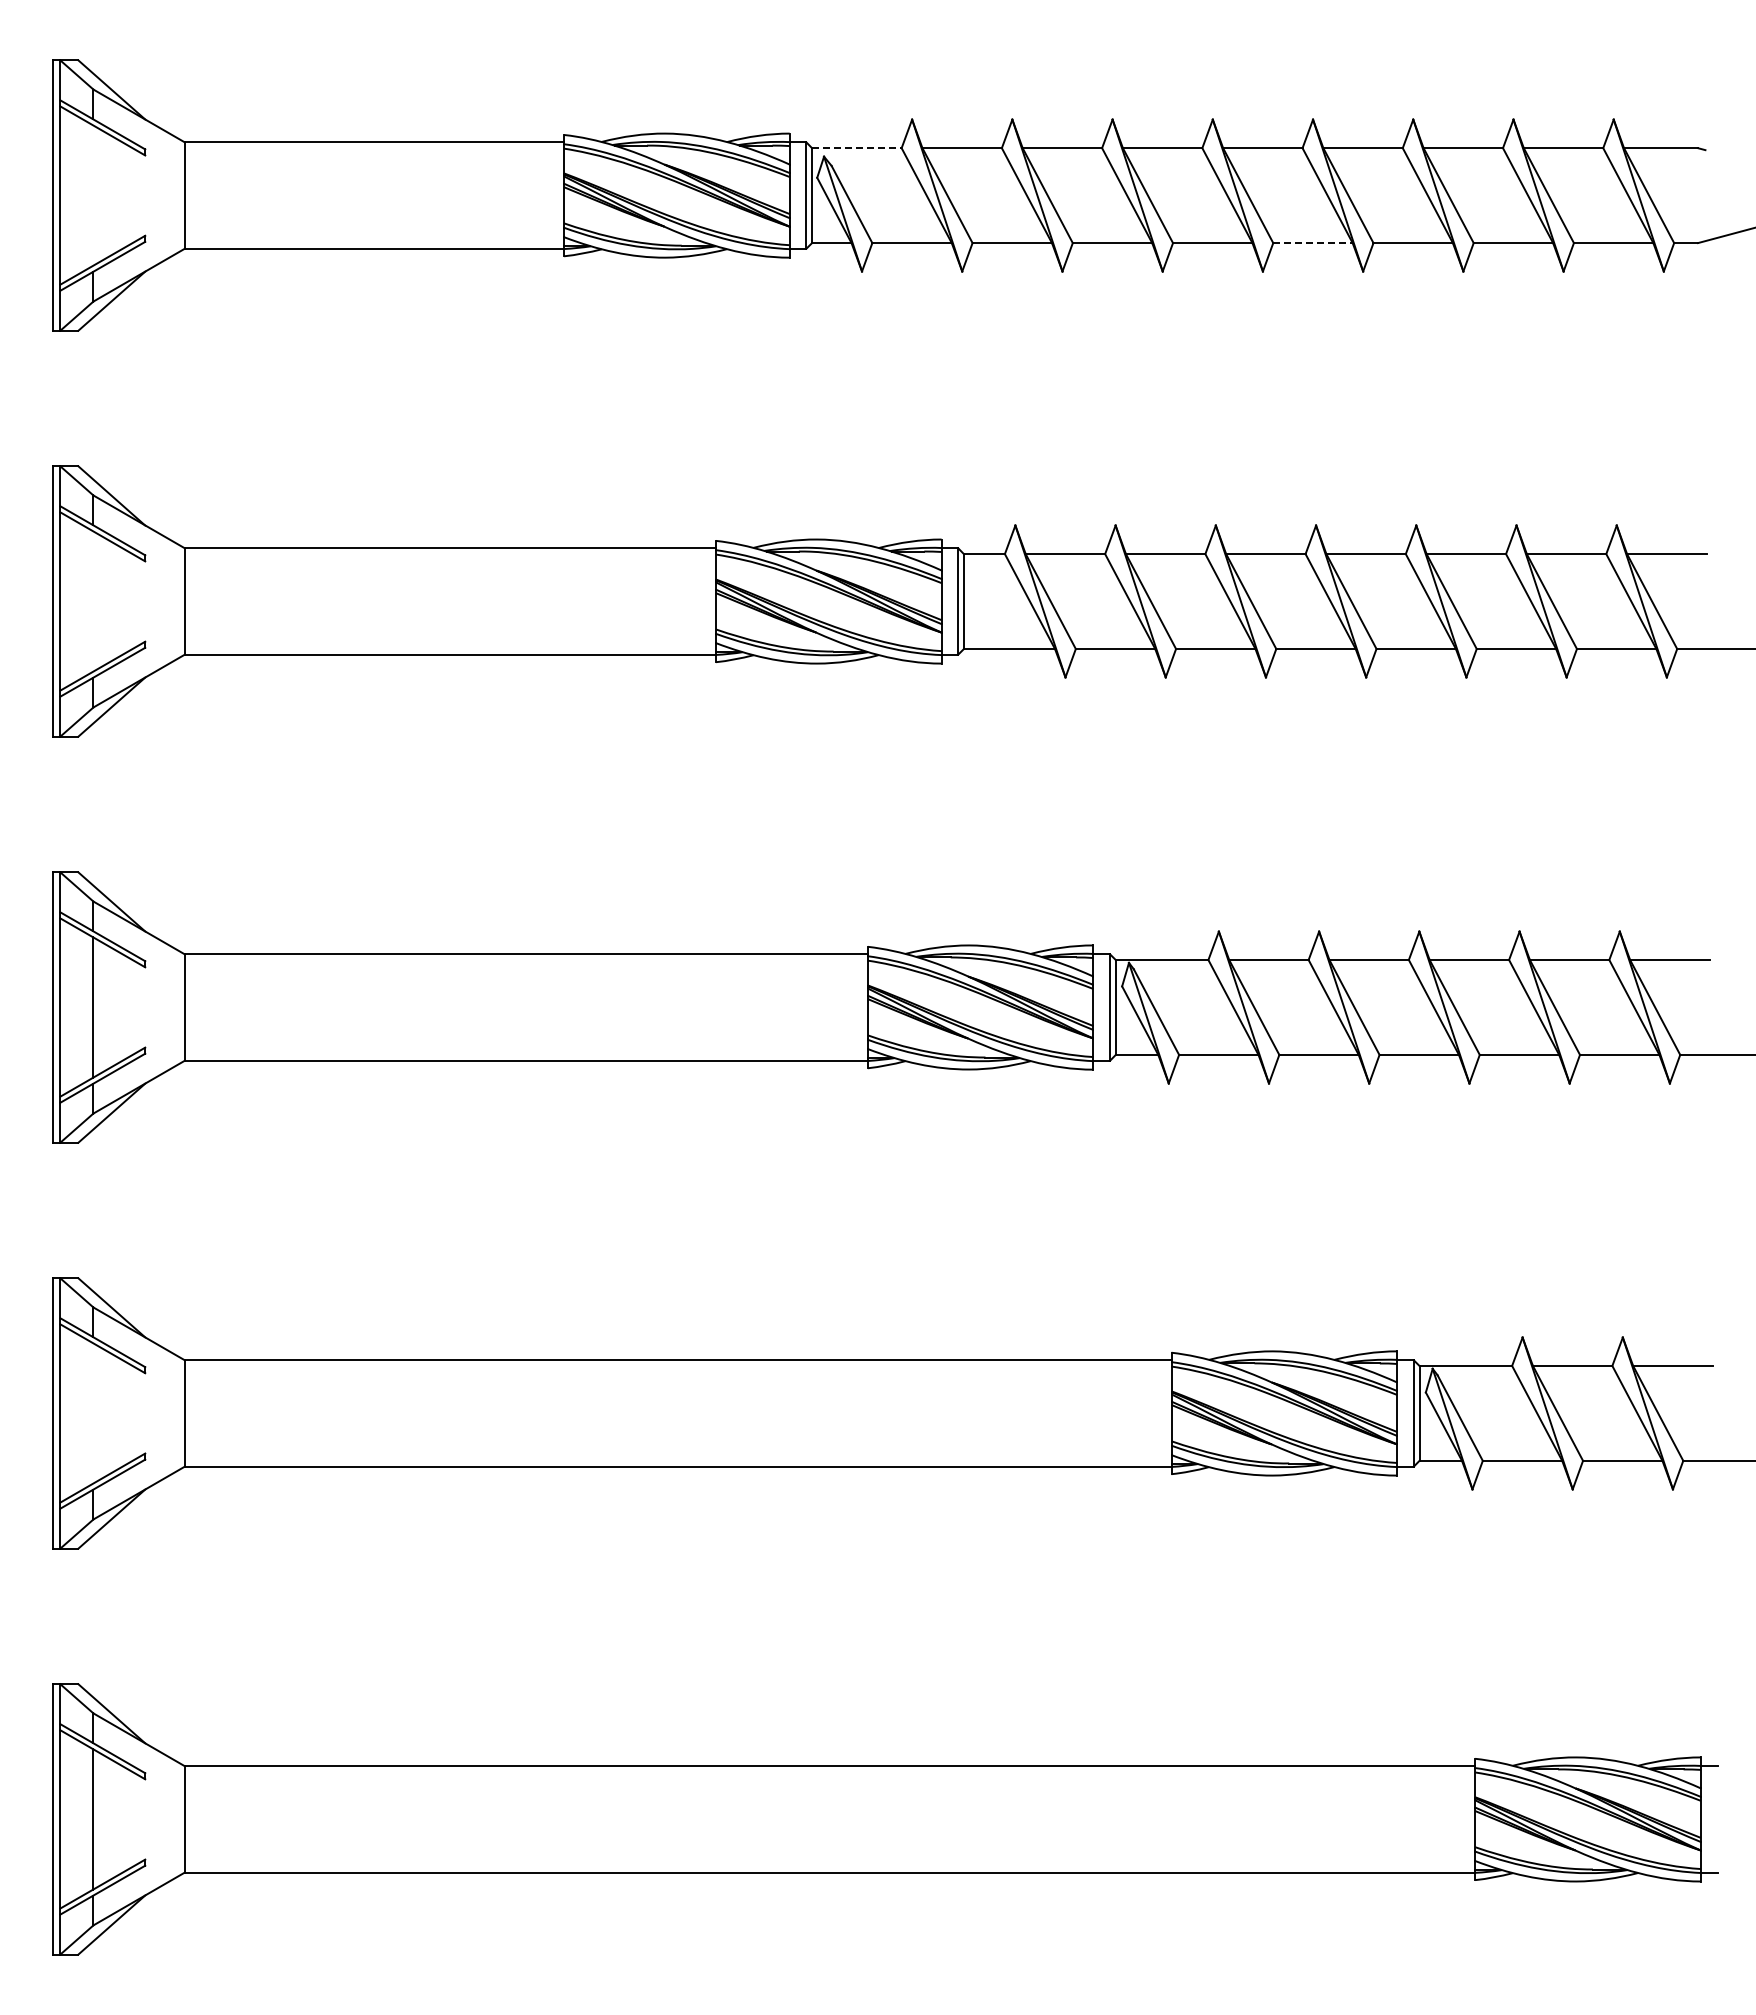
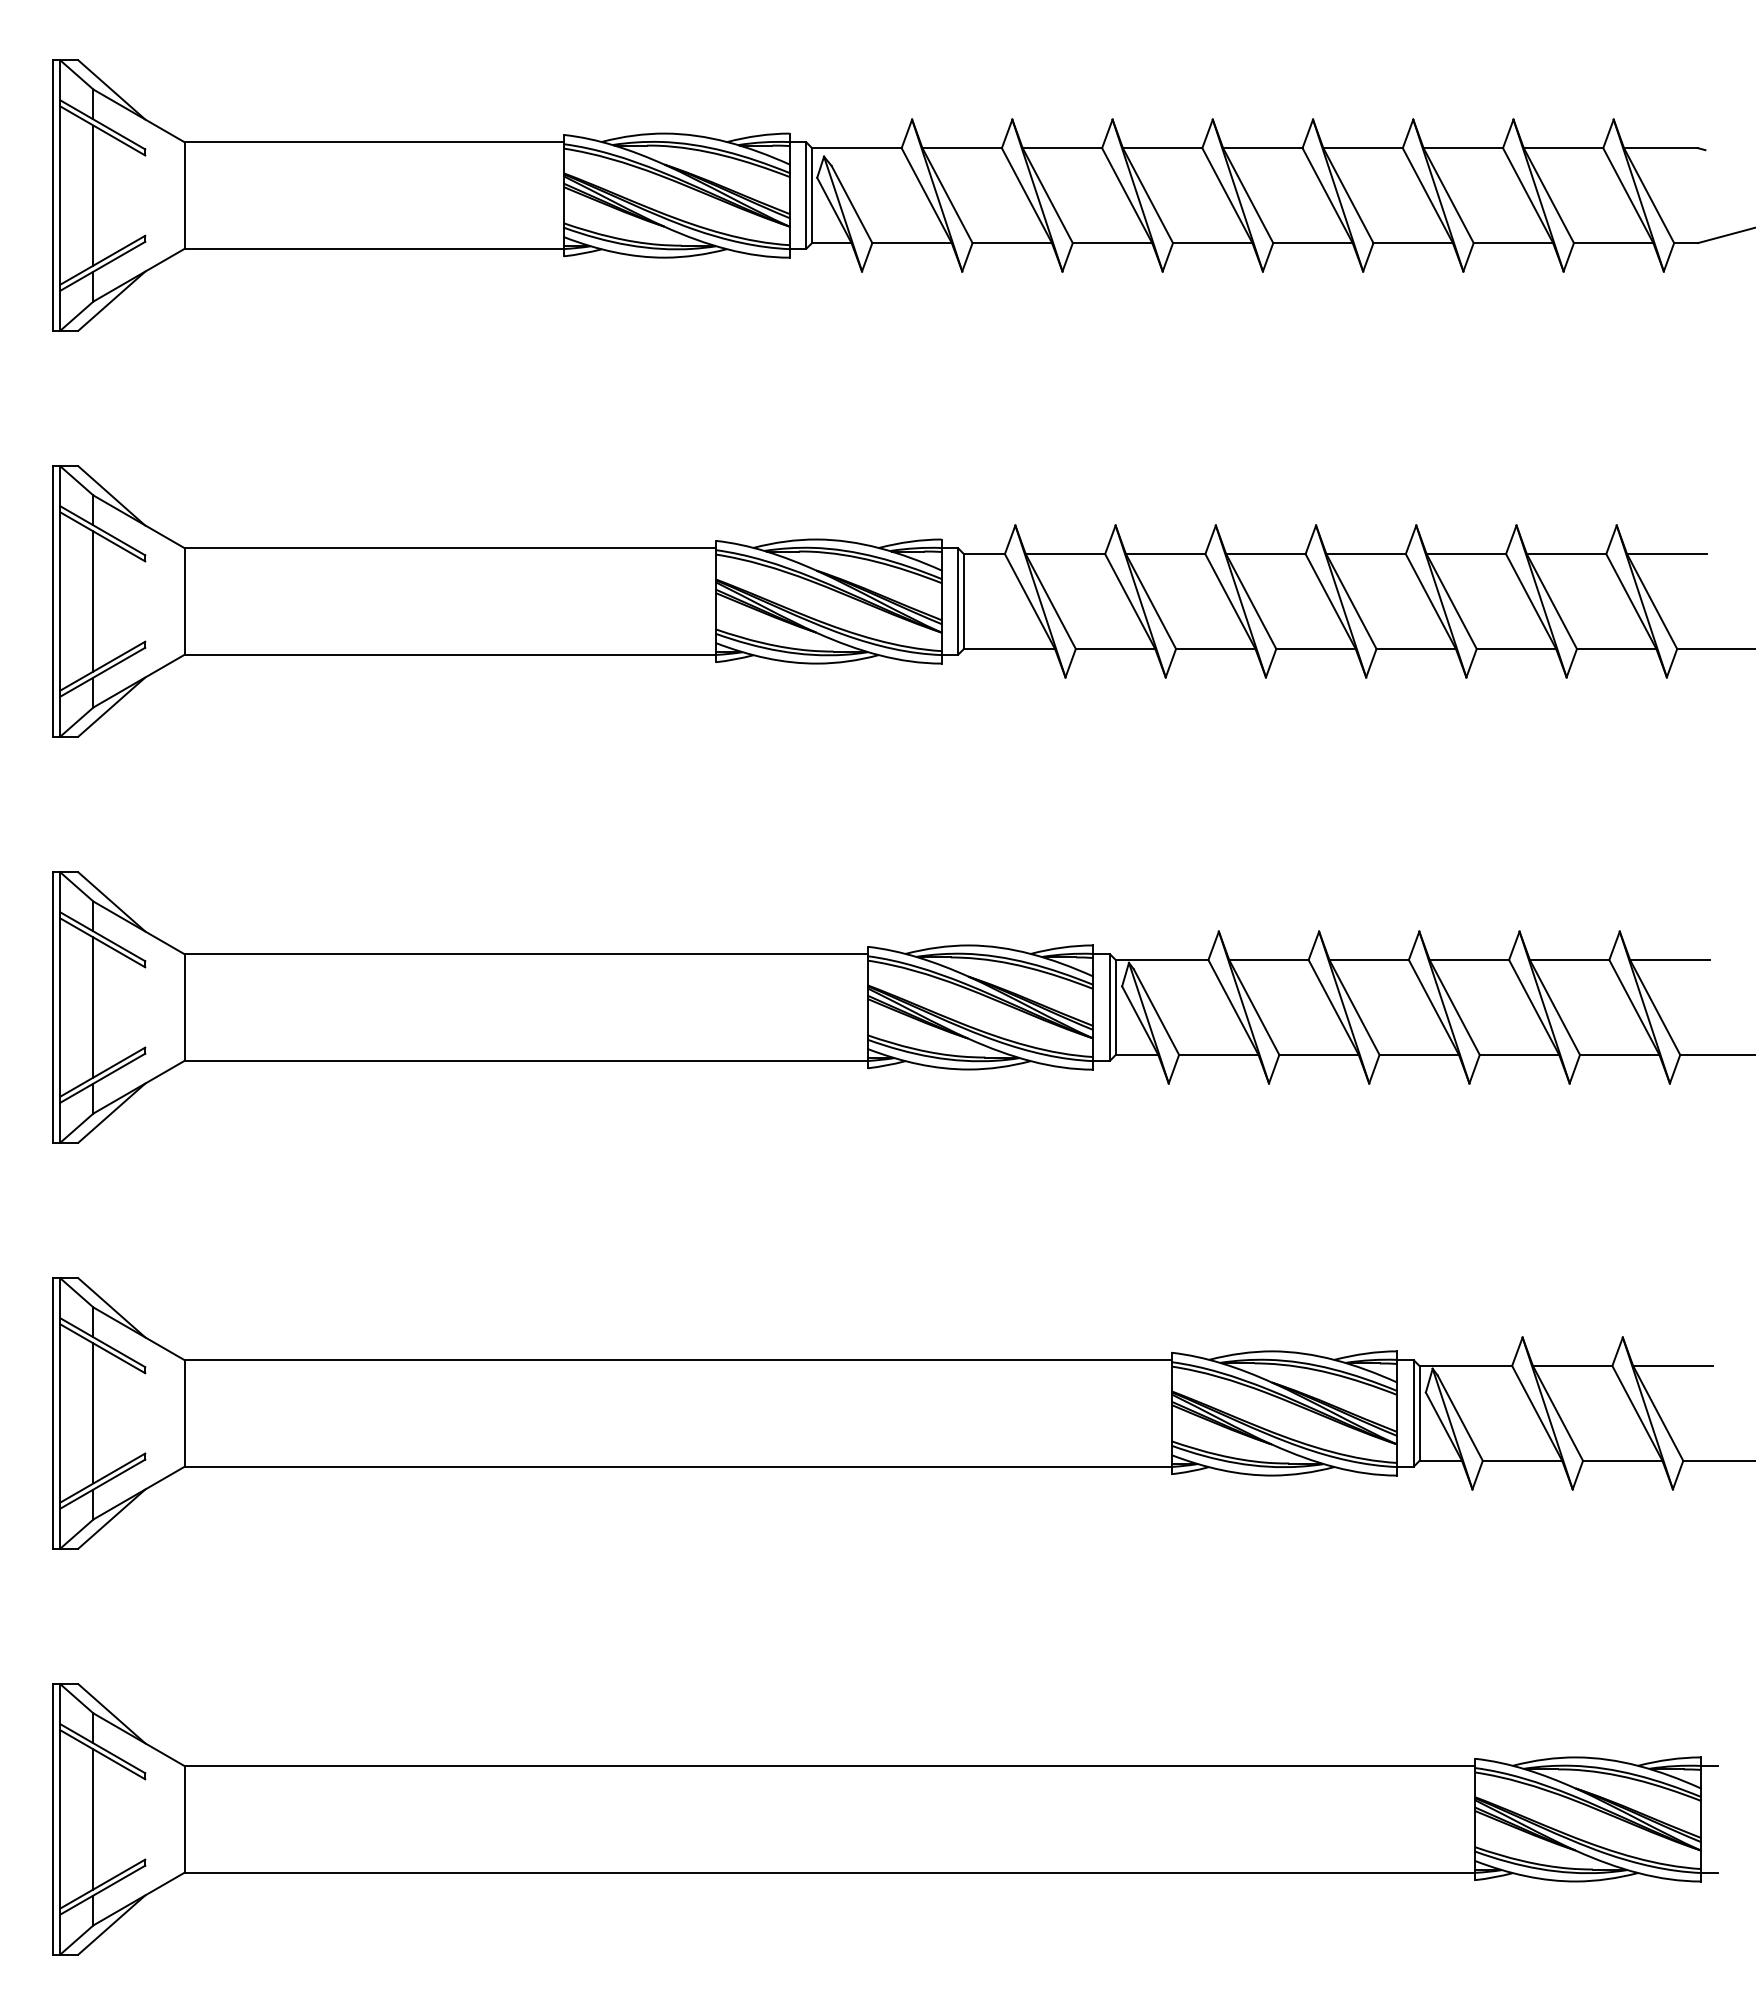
line: dashed -> solid (856, 148)
line: none -> present (93, 195)
line: dashed -> solid (1312, 243)
line: none -> present (93, 601)
line: none -> present (93, 1413)
